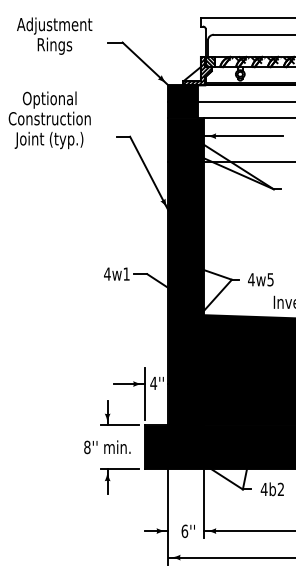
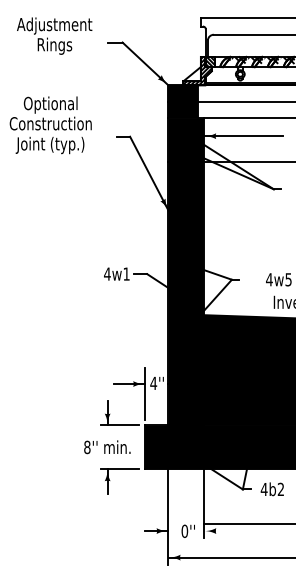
text position: (49, 120) -> (50, 125) (50, 125)
text position: (260, 279) -> (278, 279) (278, 279)
text: 6'' -> 0'' (184, 530)
line position: (248, 531) -> (248, 524) (248, 524)
